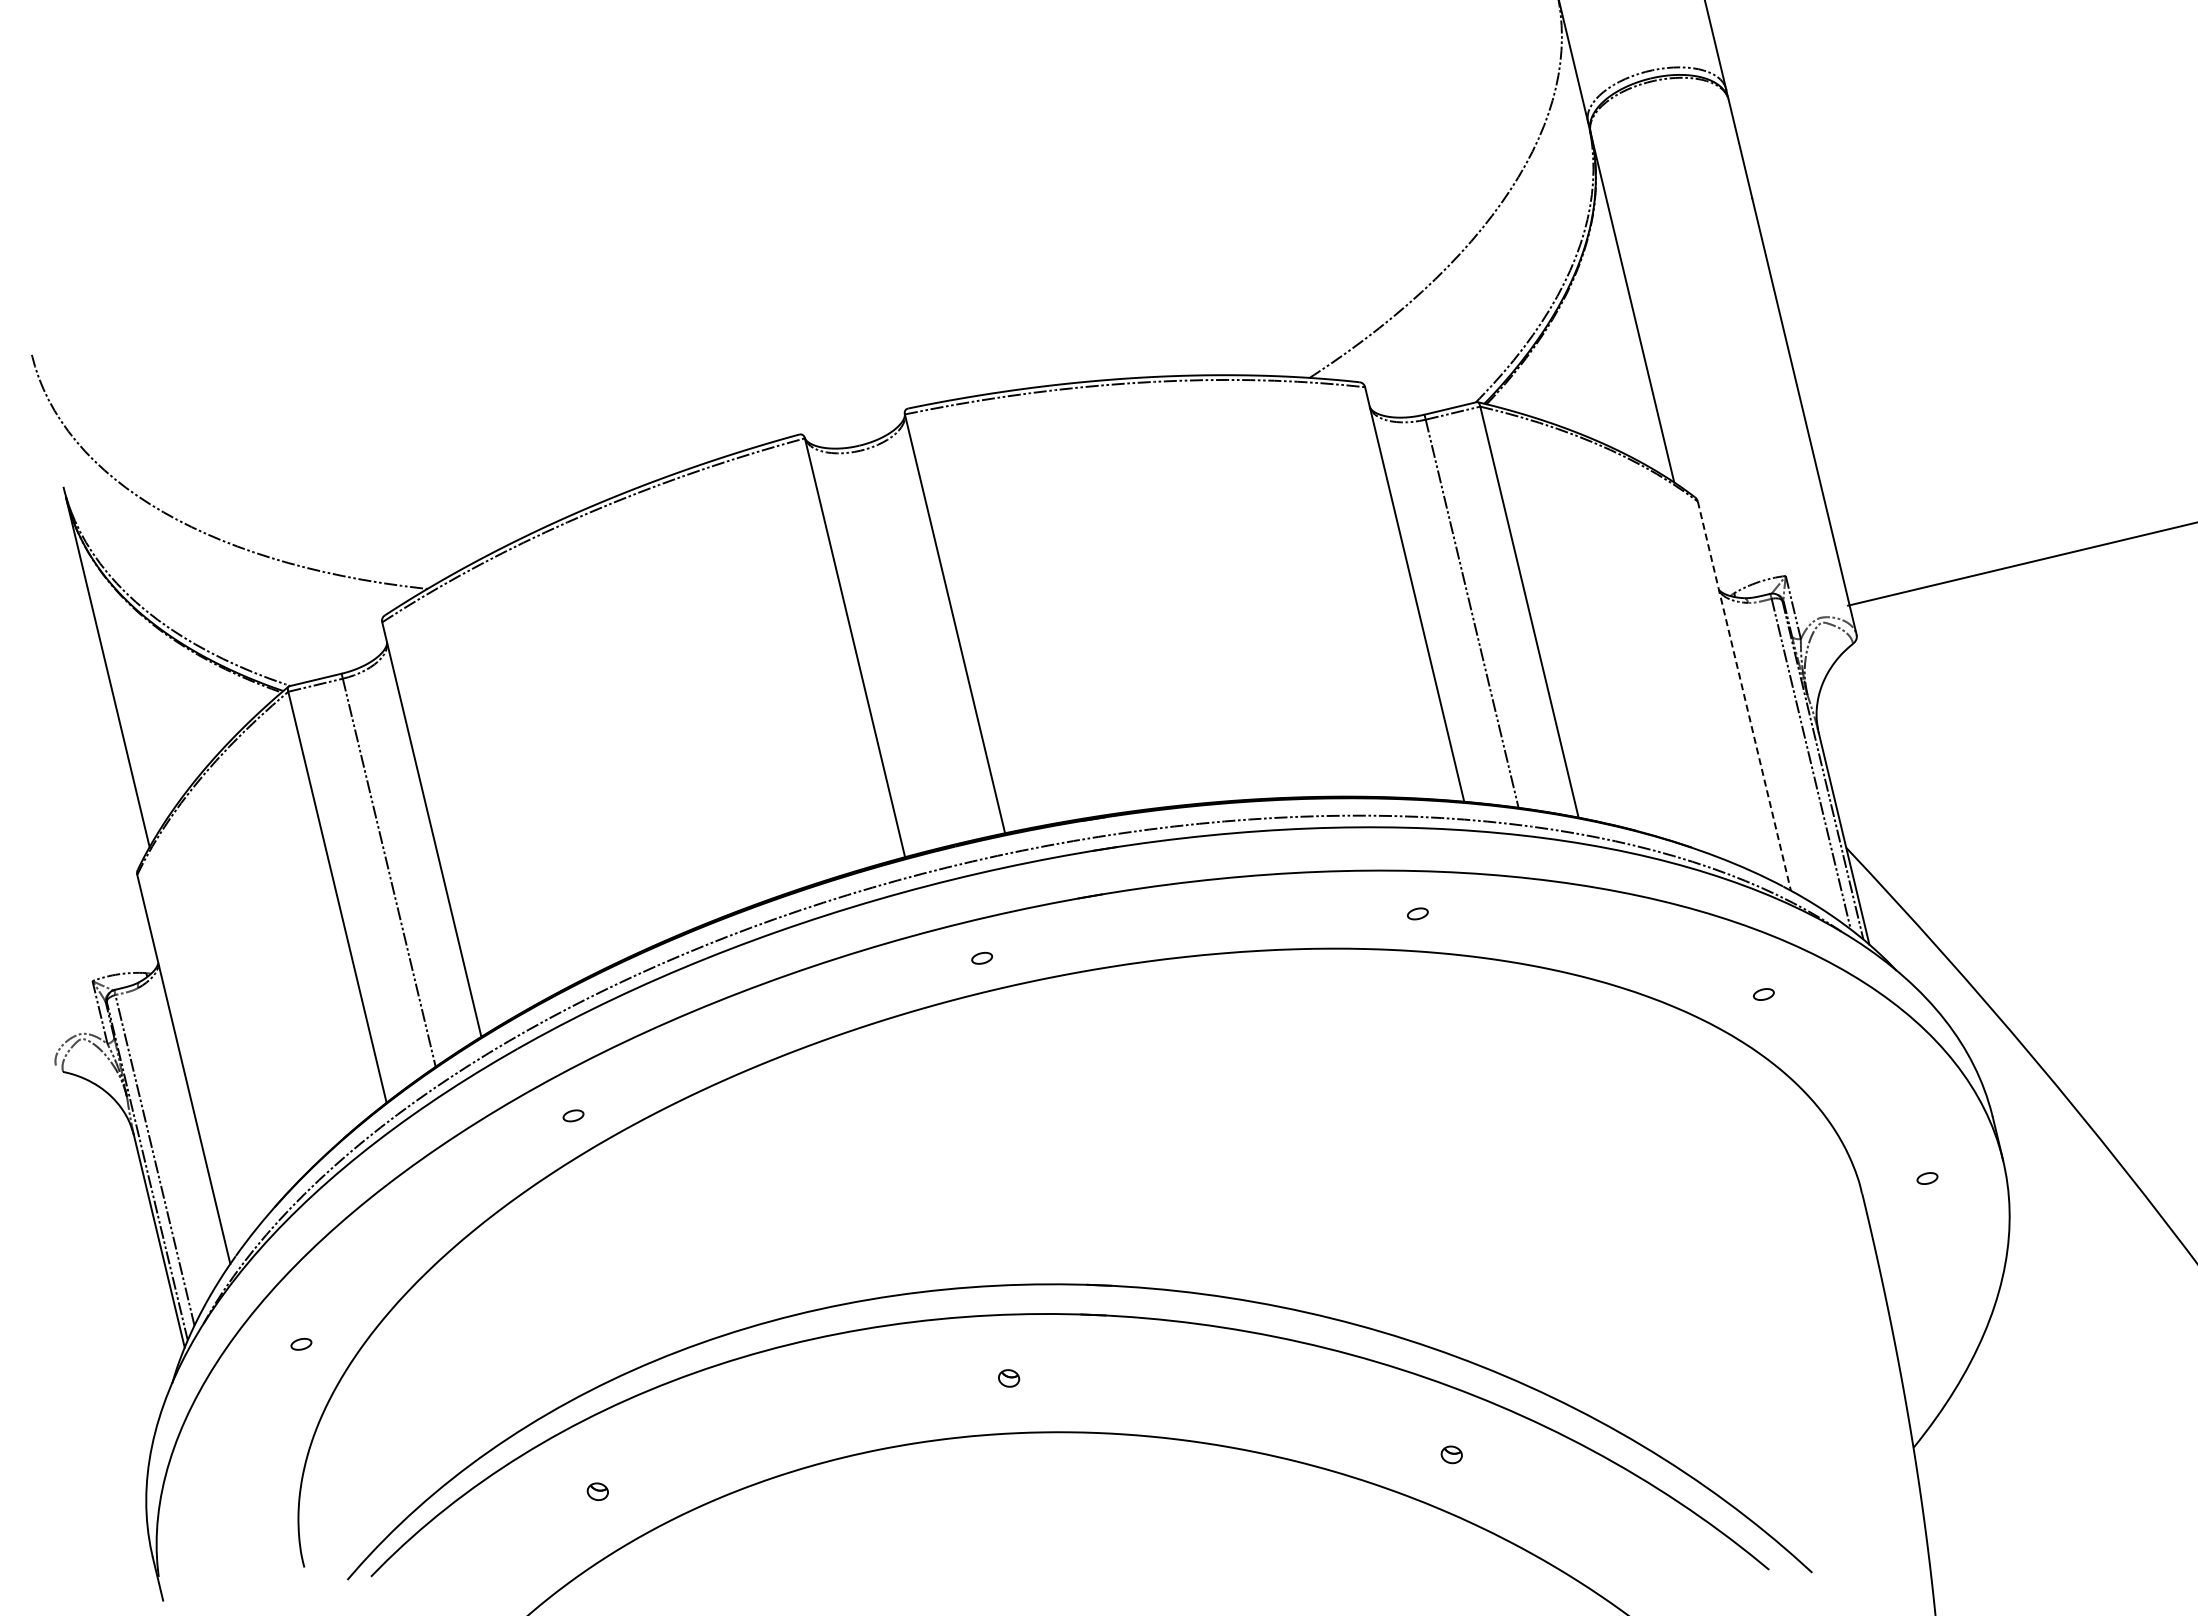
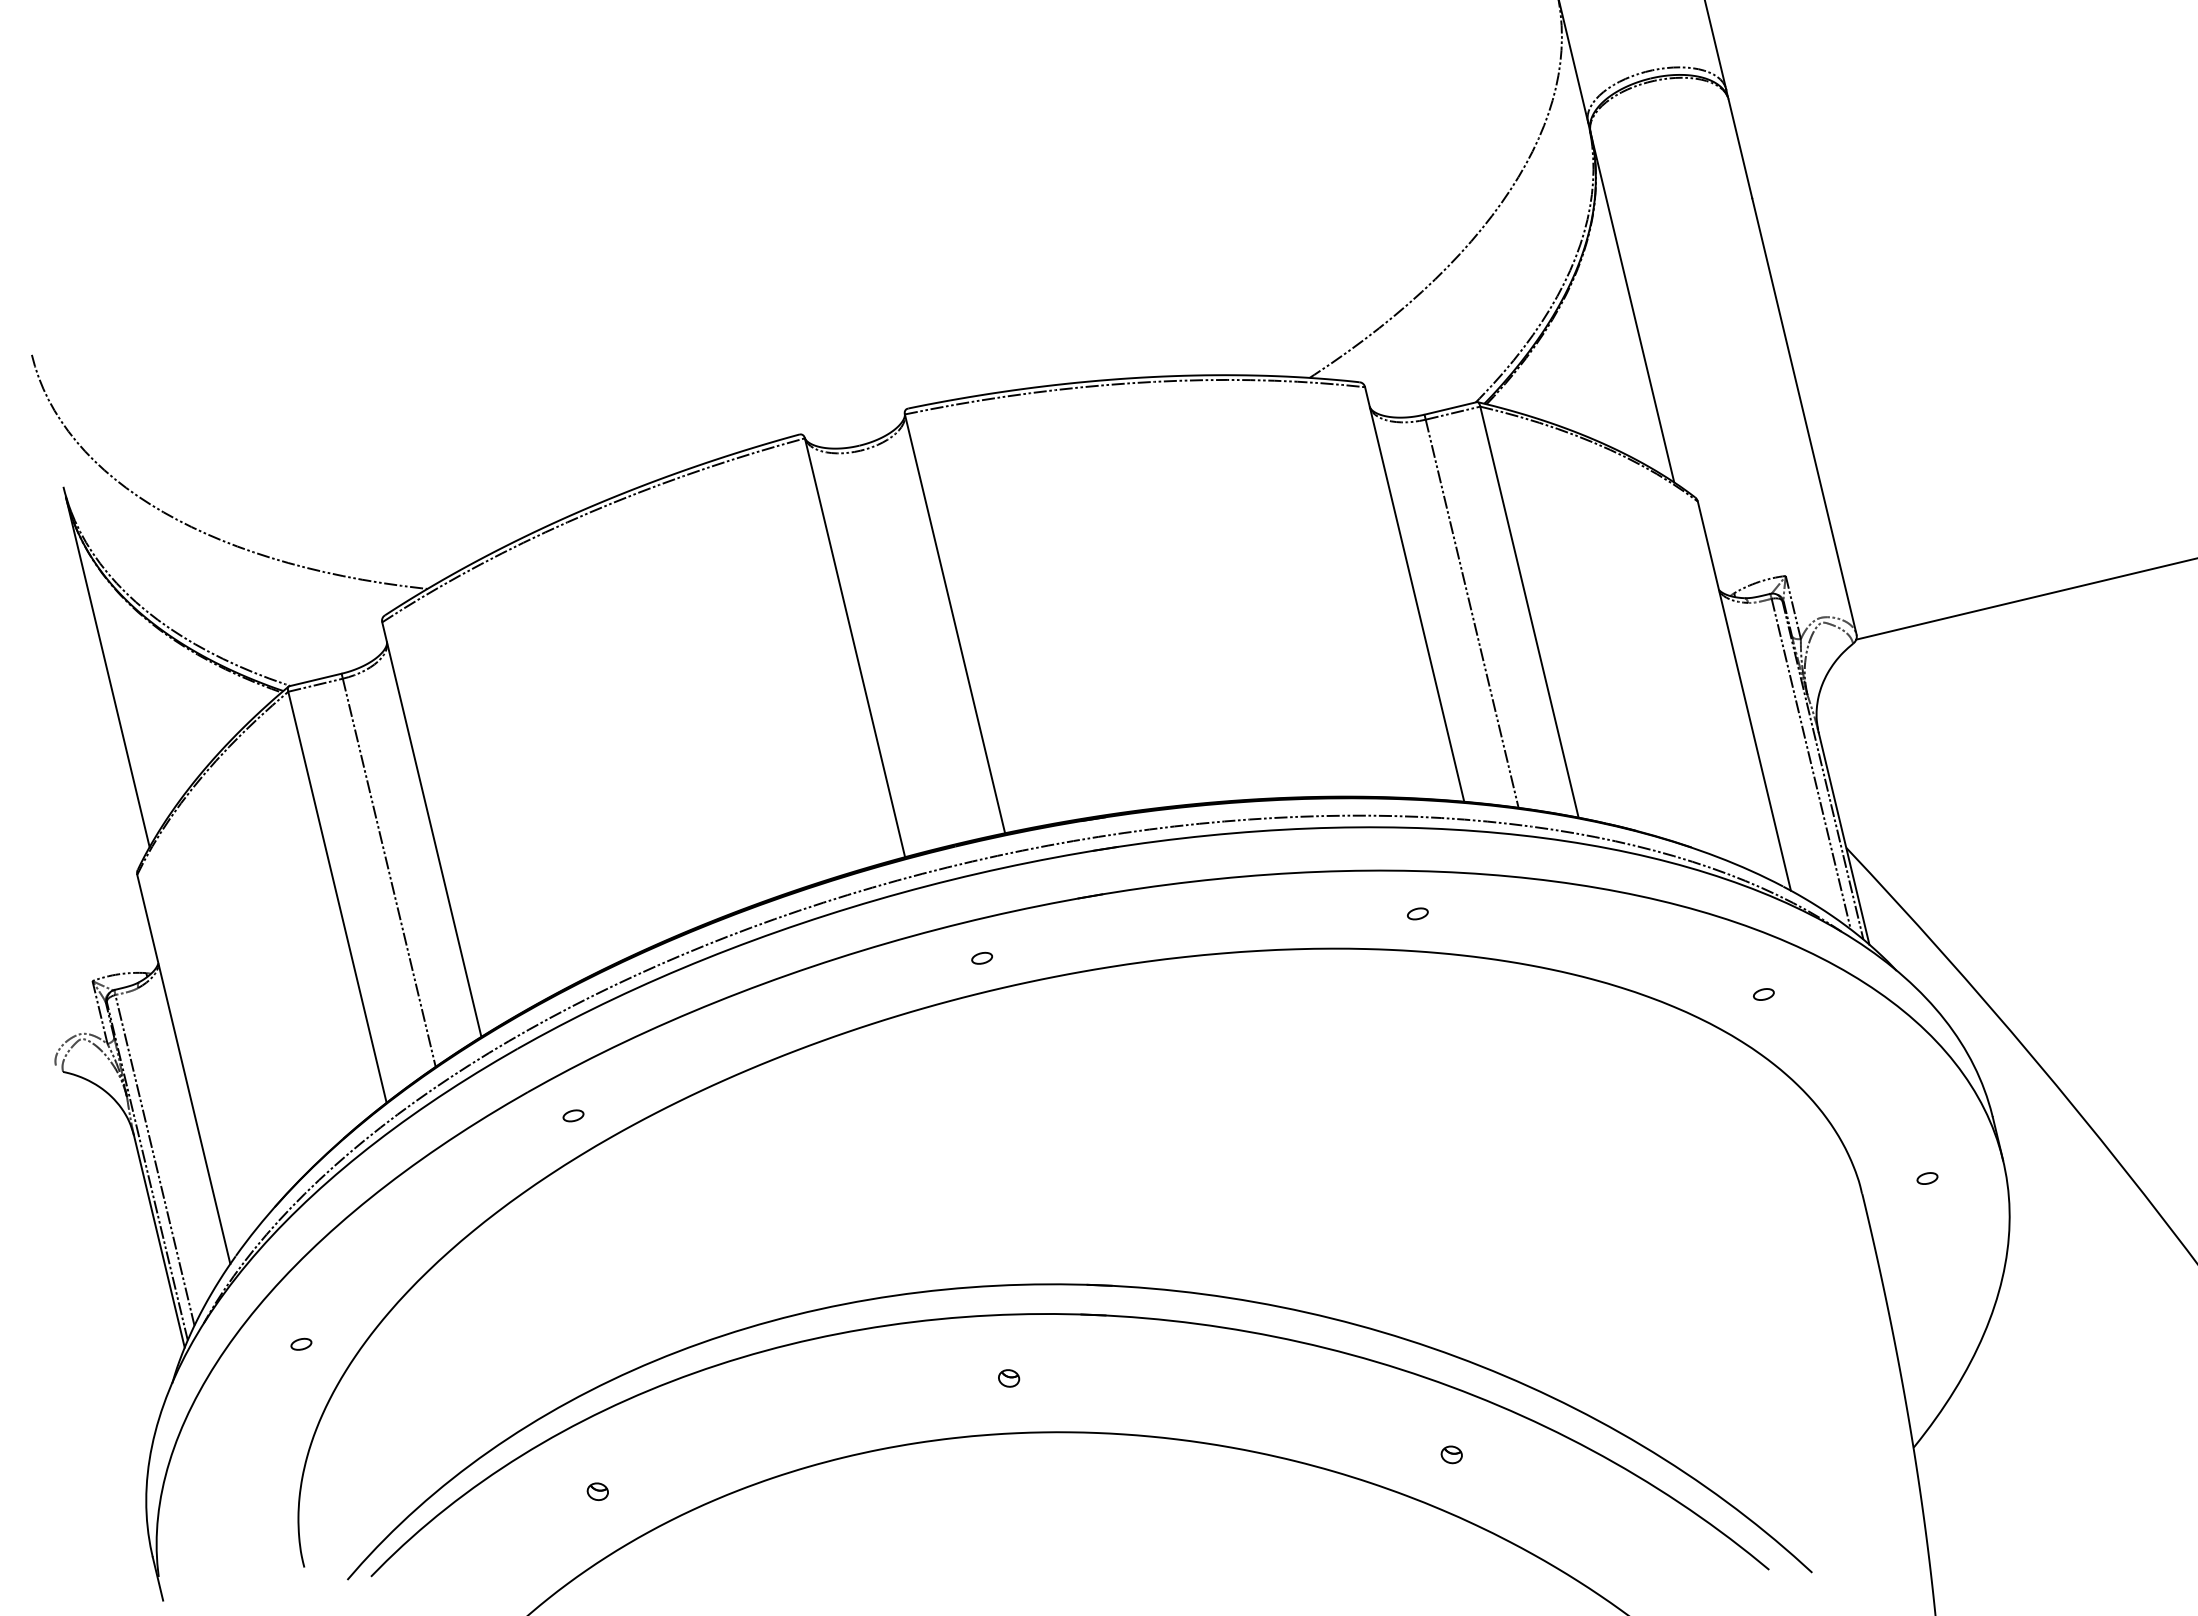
line position: (2021, 564) -> (2025, 598) (2025, 598)
line: dashed -> solid (1744, 696)
